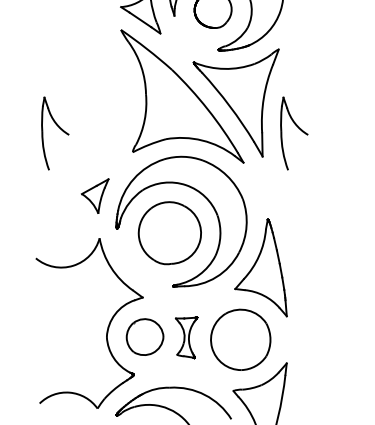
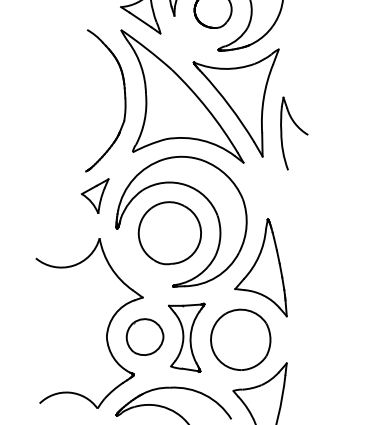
part: none -> present (124, 100)
part: present -> none (59, 128)
part size: 25x44 px -> 39x71 px (186, 337)
